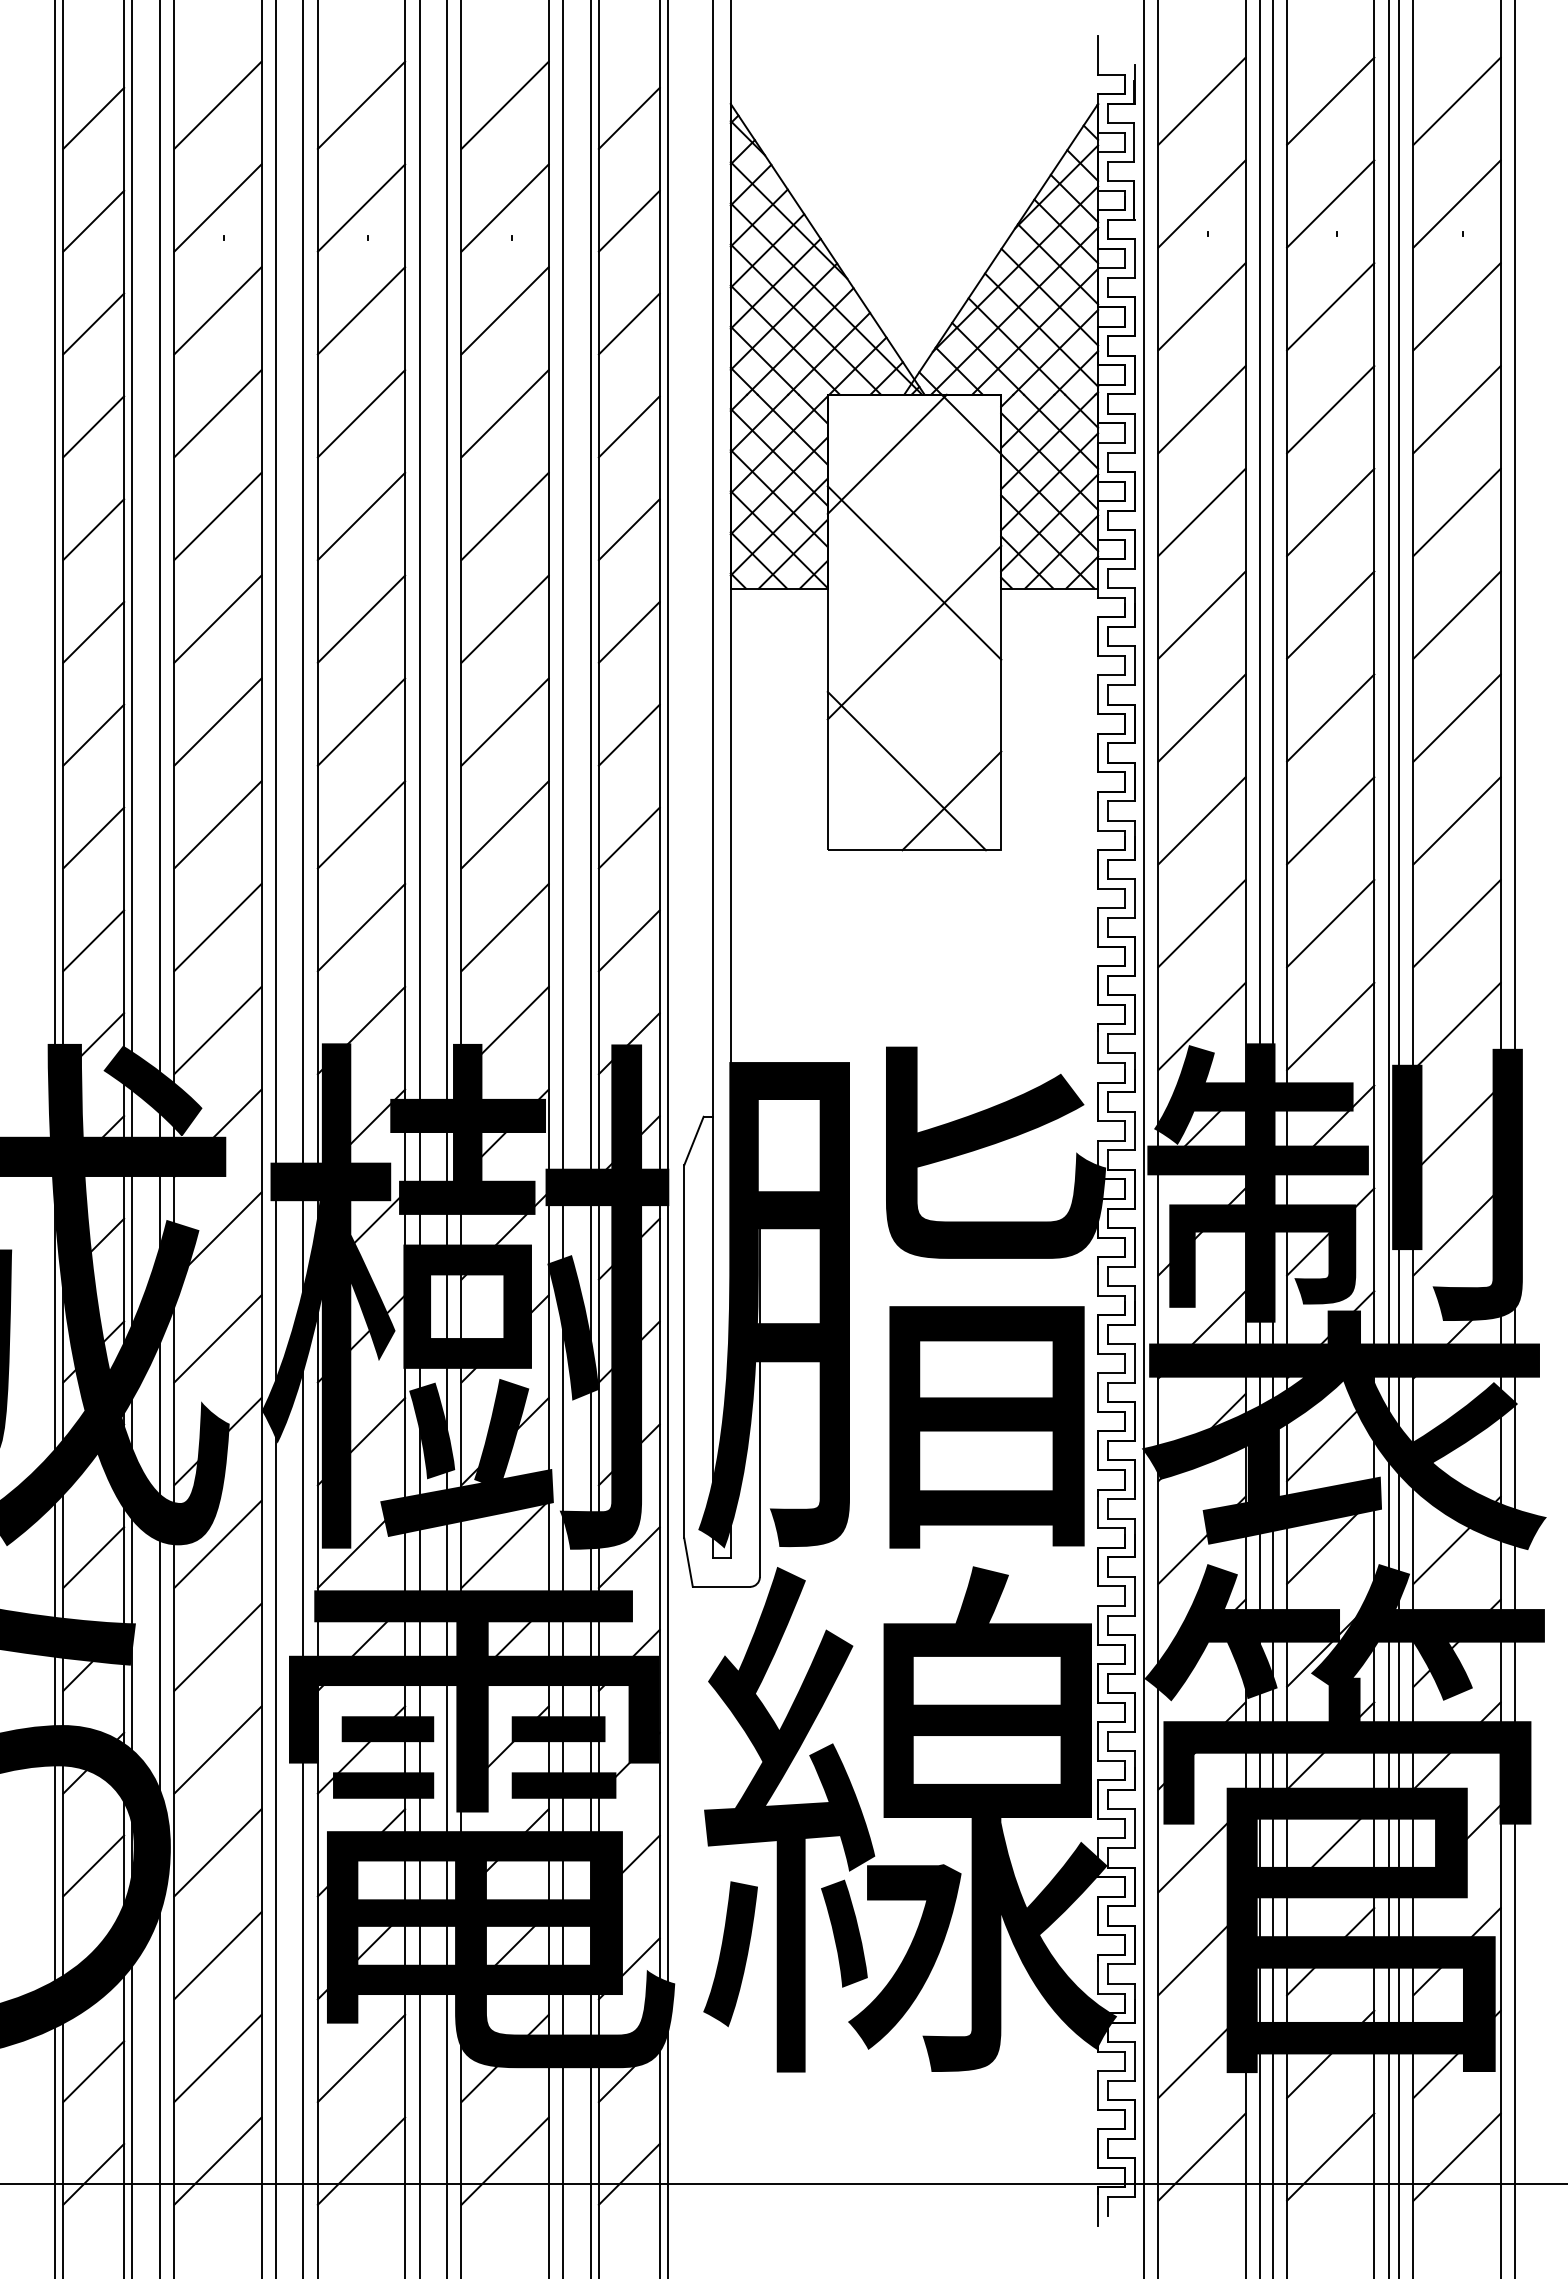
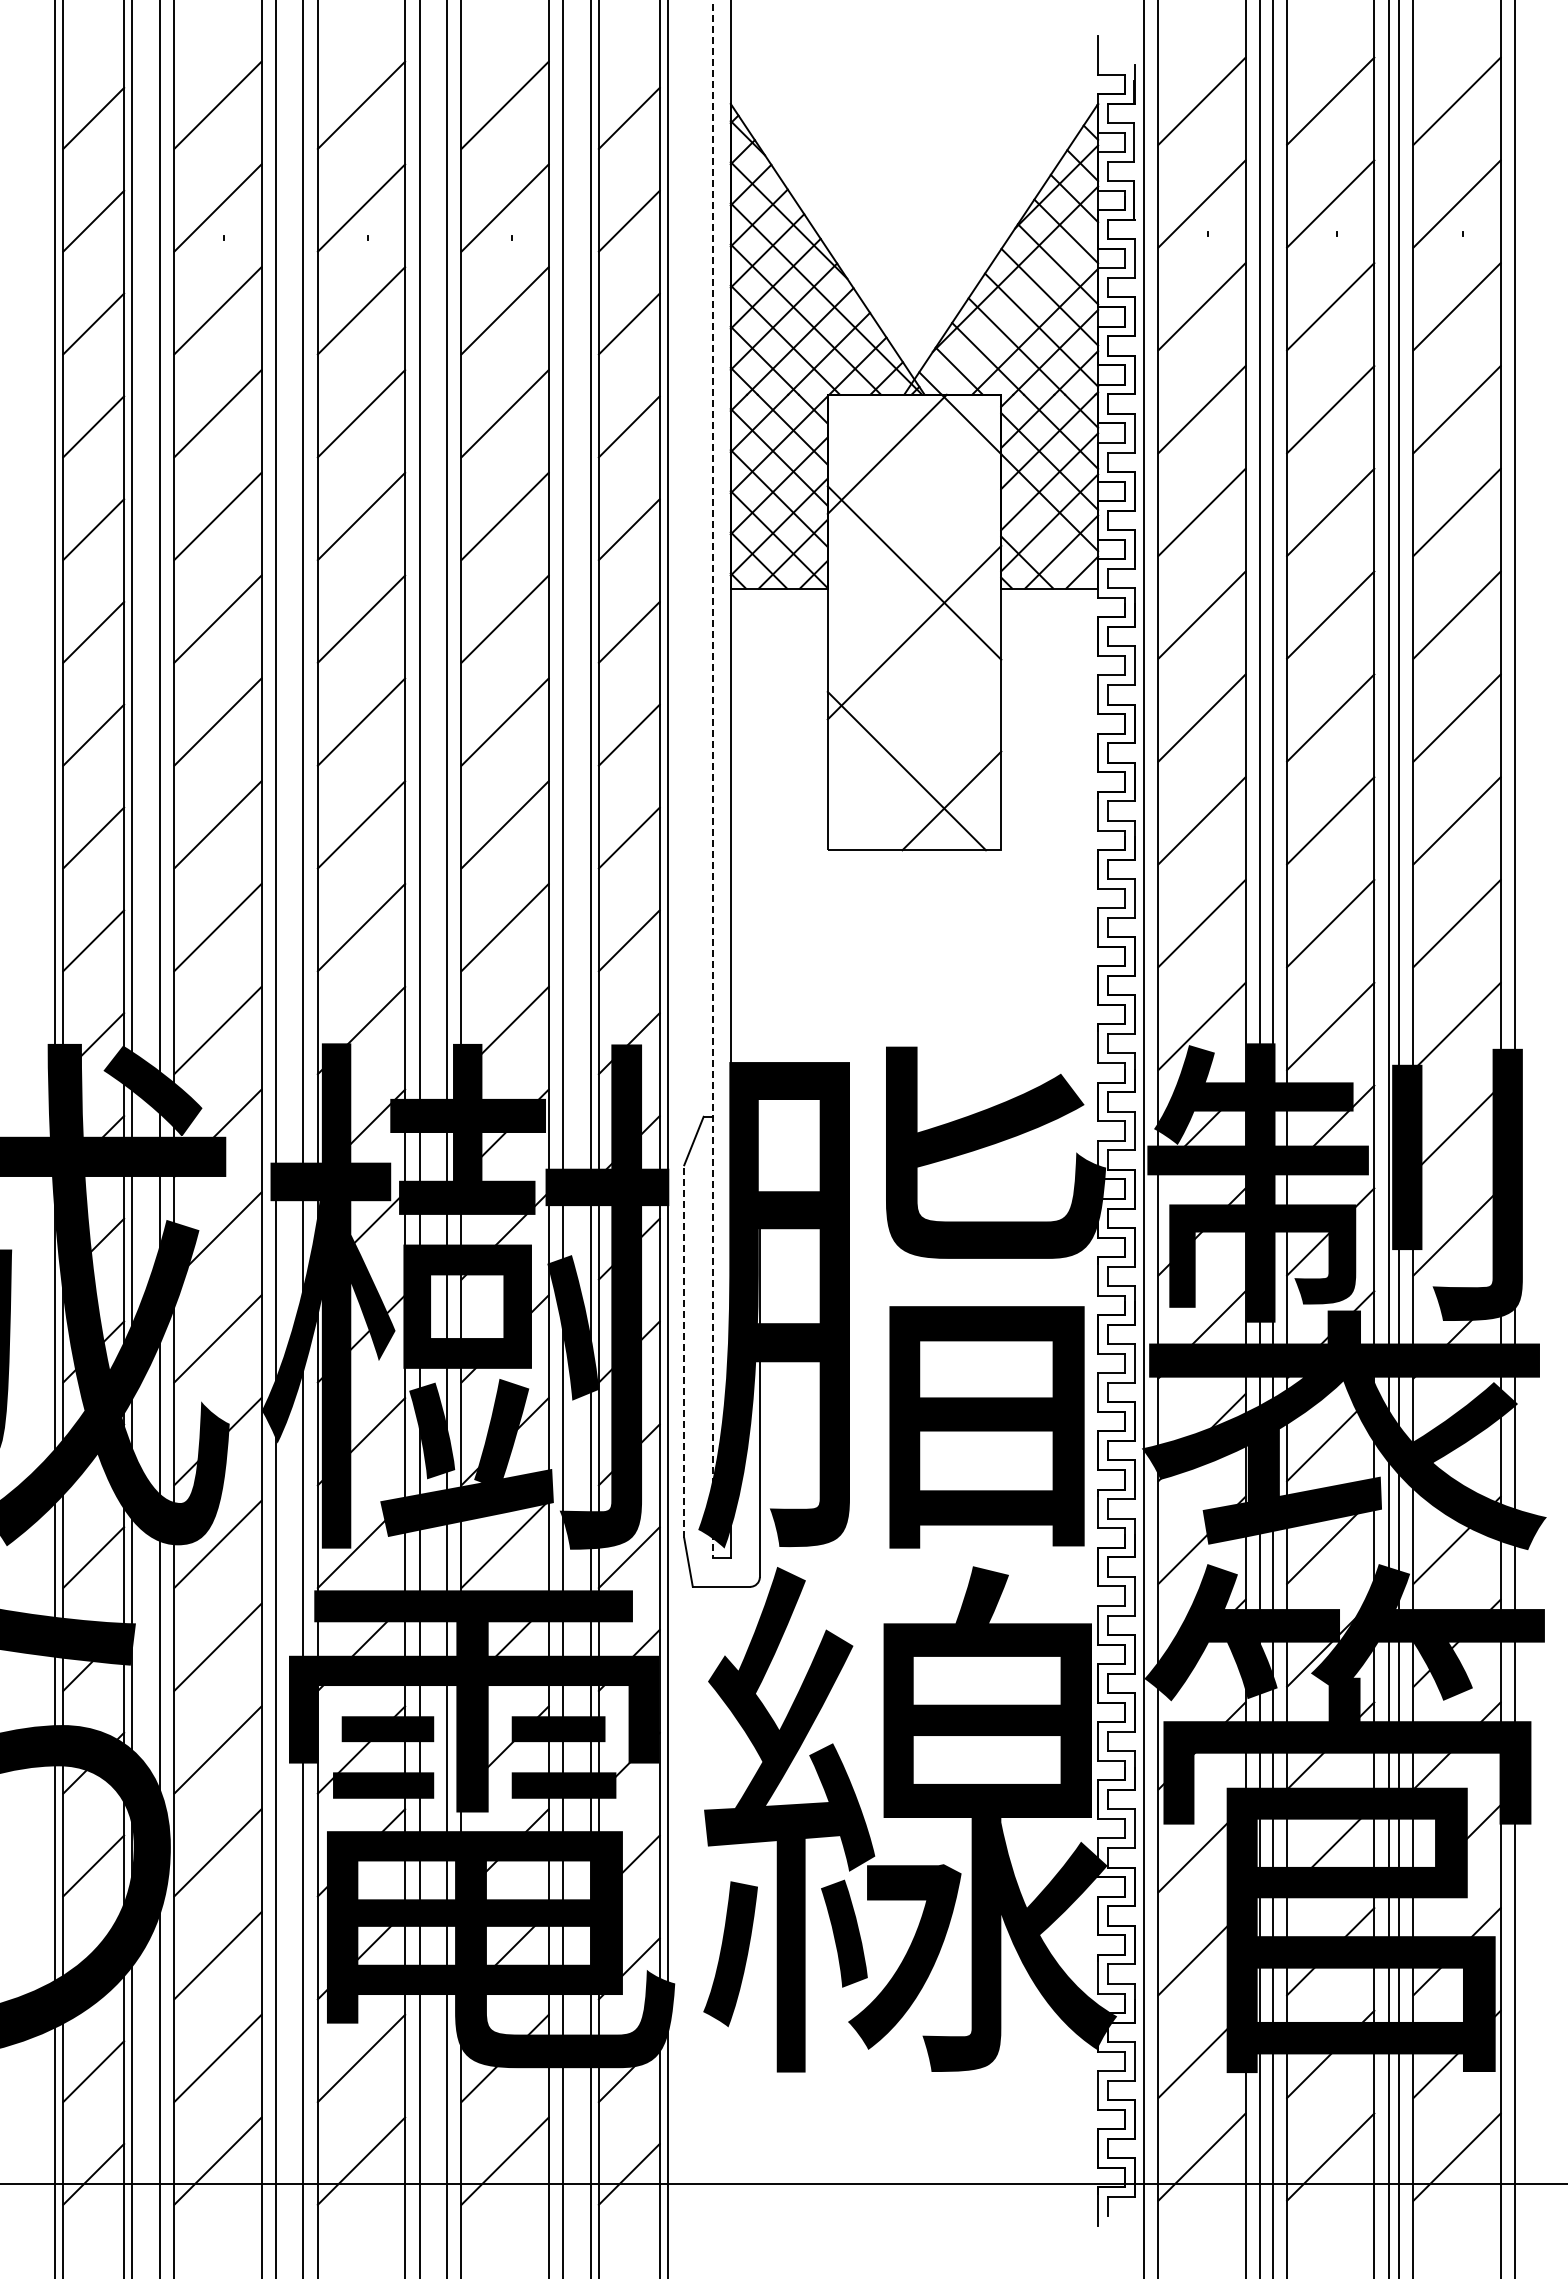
line: present -> none (1014, 310)
line: present -> none (1047, 541)
line: solid -> dashed (713, 779)
line: solid -> dashed (684, 1351)
